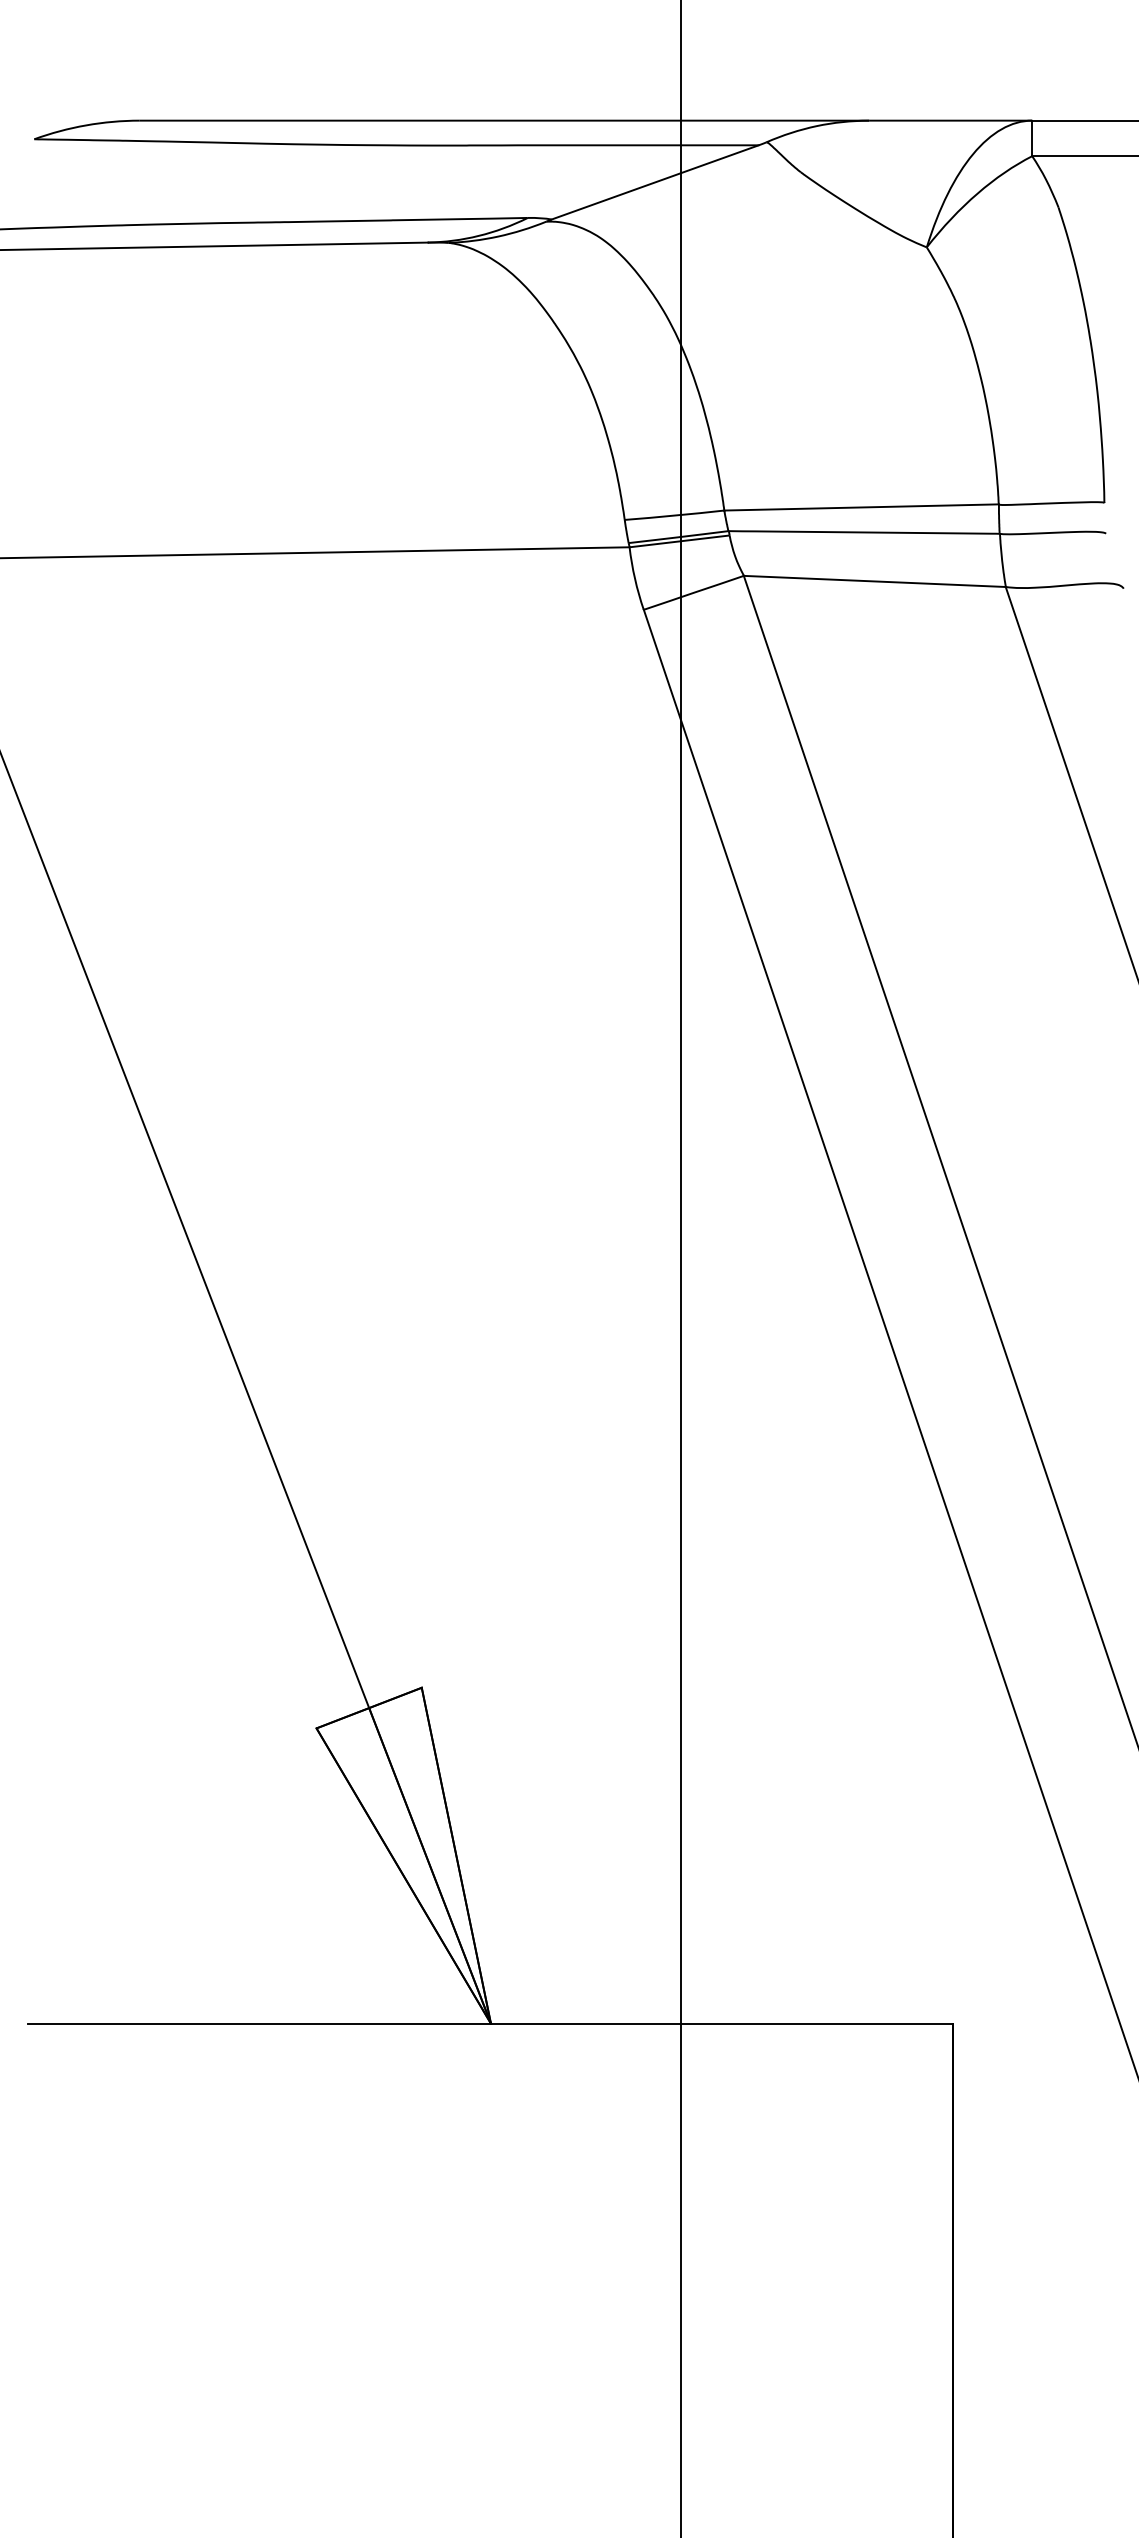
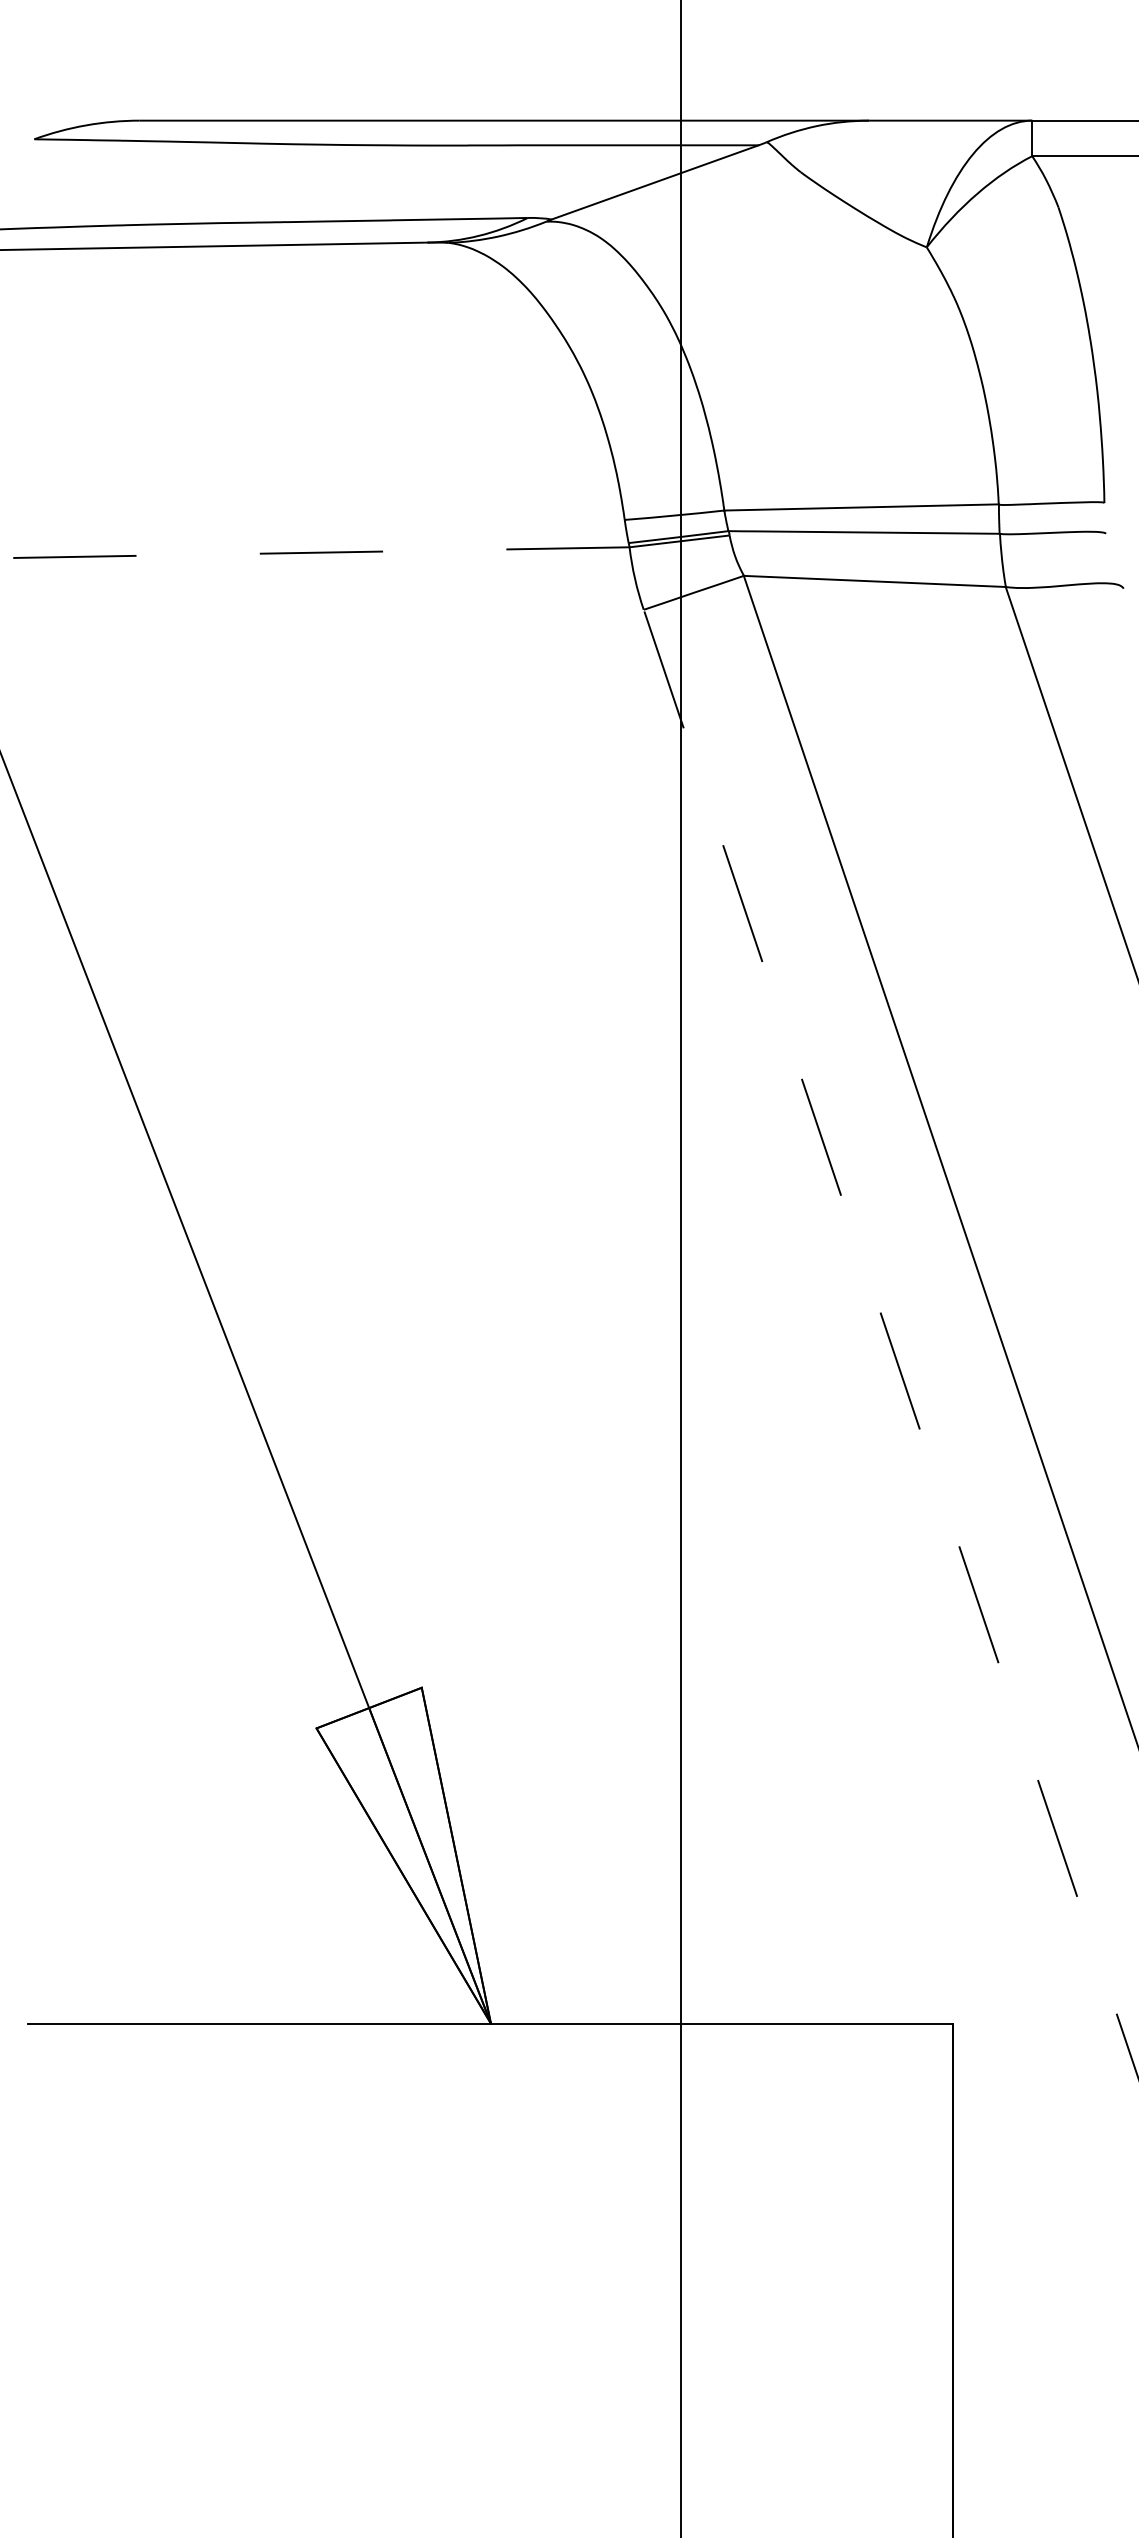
line: solid -> dashed (314, 552)
line: solid -> dashed (891, 1344)
